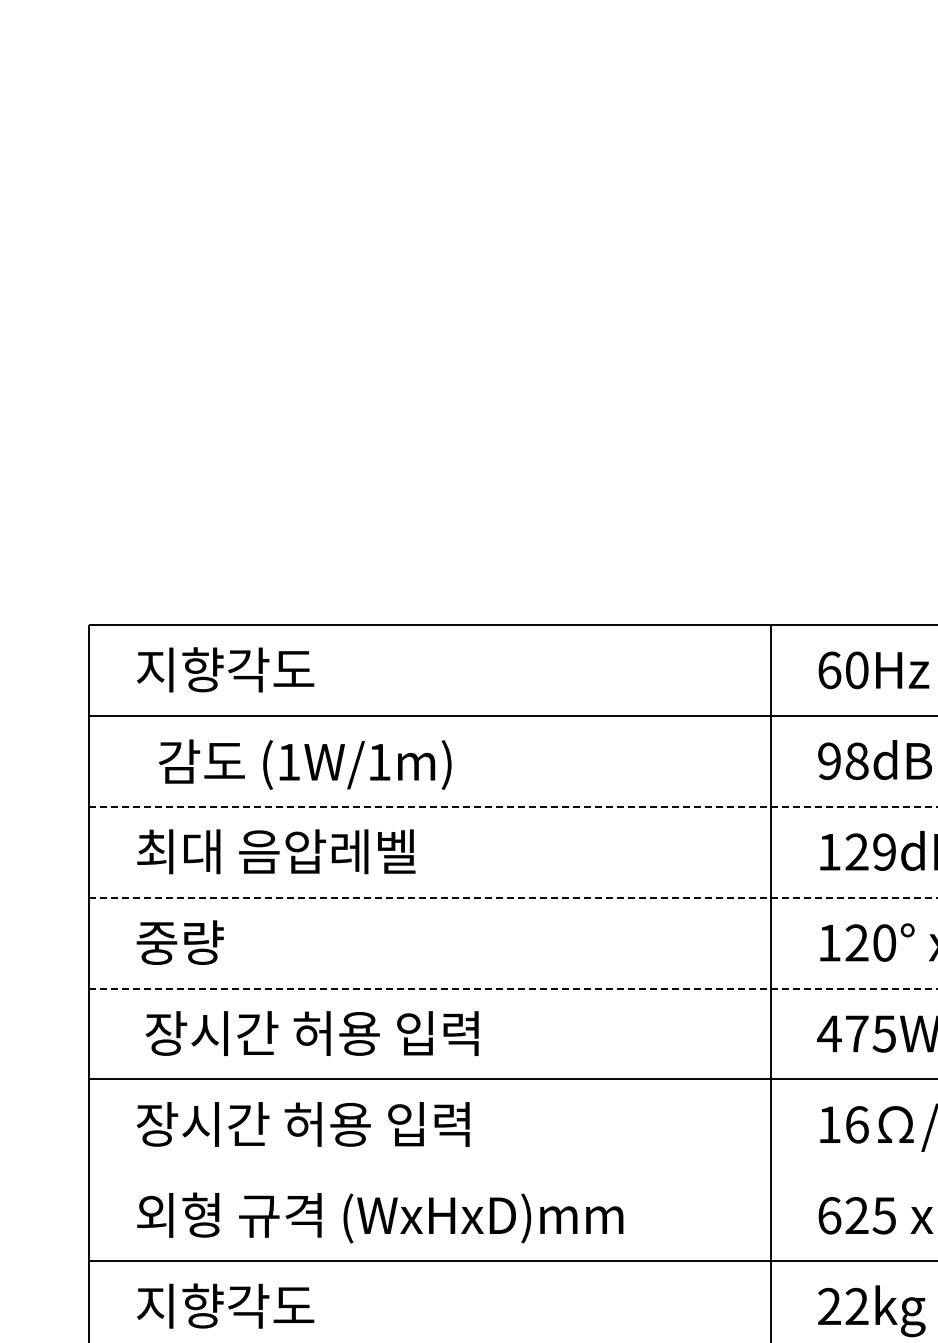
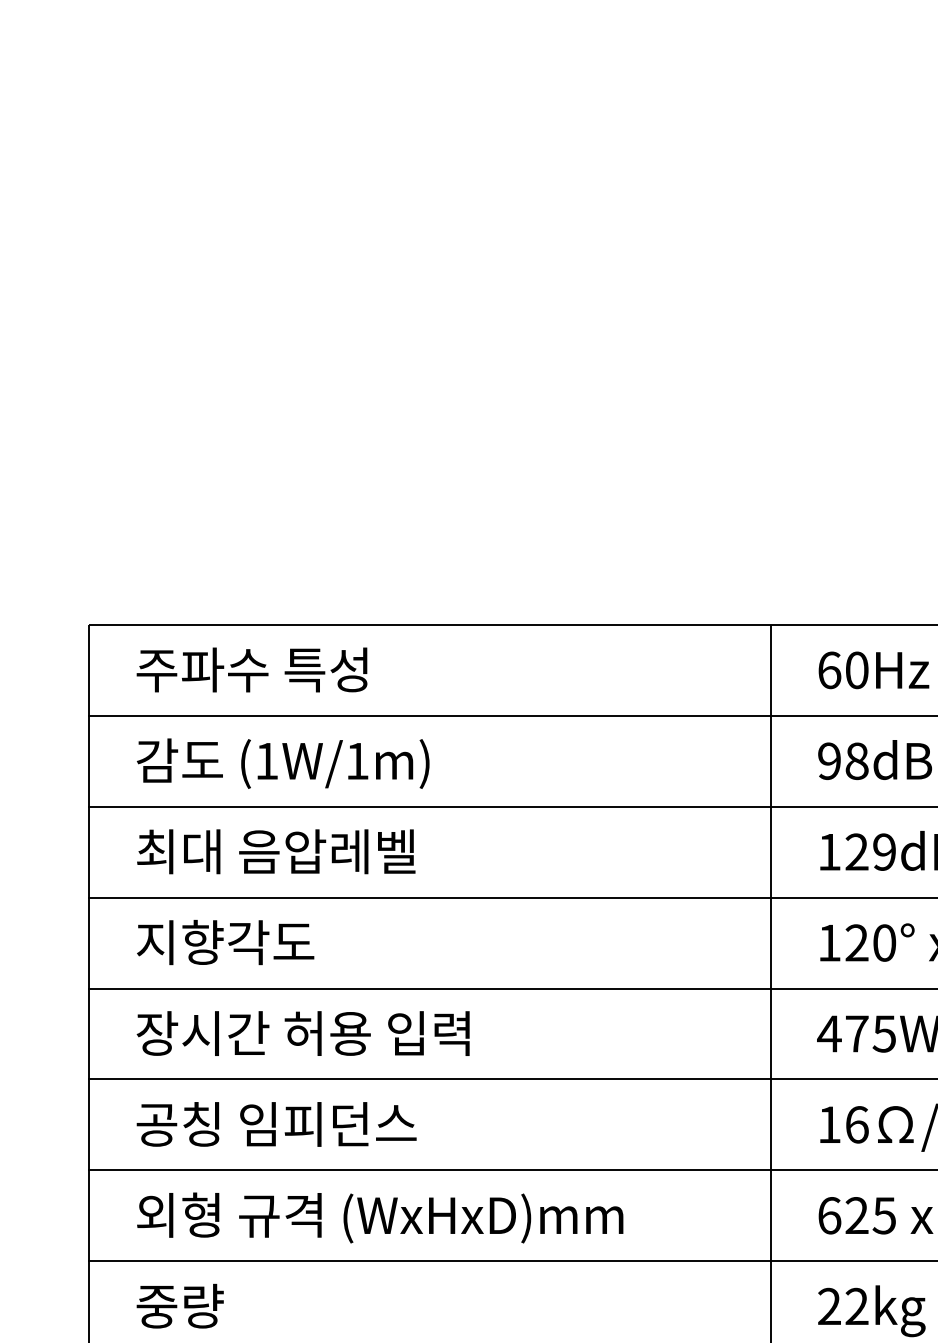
text: 지향각도 -> 주파수 특성 (251, 669)
text position: (305, 764) -> (283, 763) (283, 763)
line: dashed -> solid (513, 806)
line: dashed -> solid (513, 897)
text: 중량 -> 지향각도 (225, 942)
line: dashed -> solid (513, 988)
text position: (311, 1033) -> (302, 1033) (302, 1033)
text: 장시간 허용 입력 -> 공칭 임피던스 (302, 1124)
line: none -> present (511, 1170)
text: 지향각도 -> 중량 (225, 1305)
